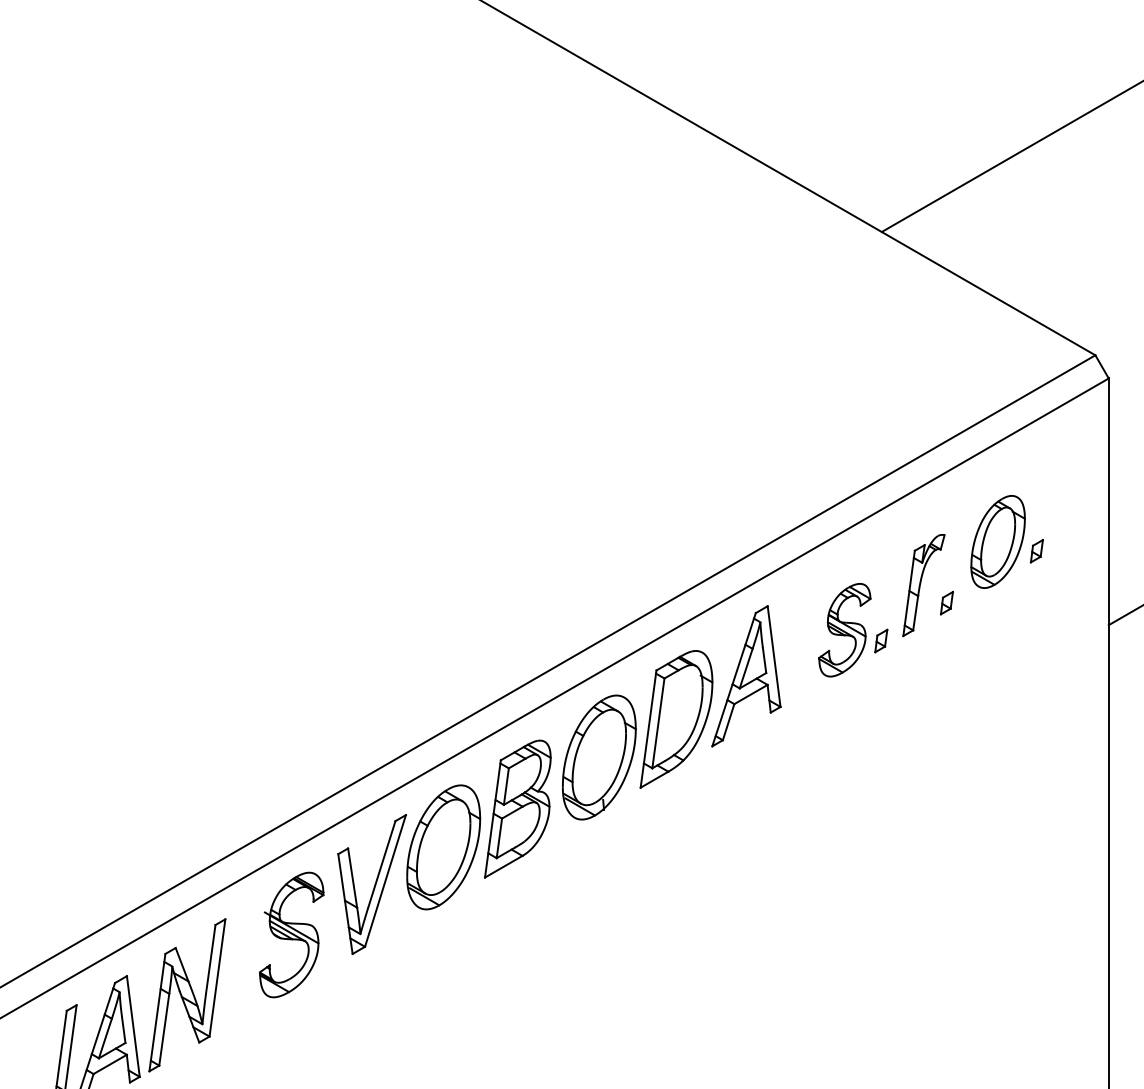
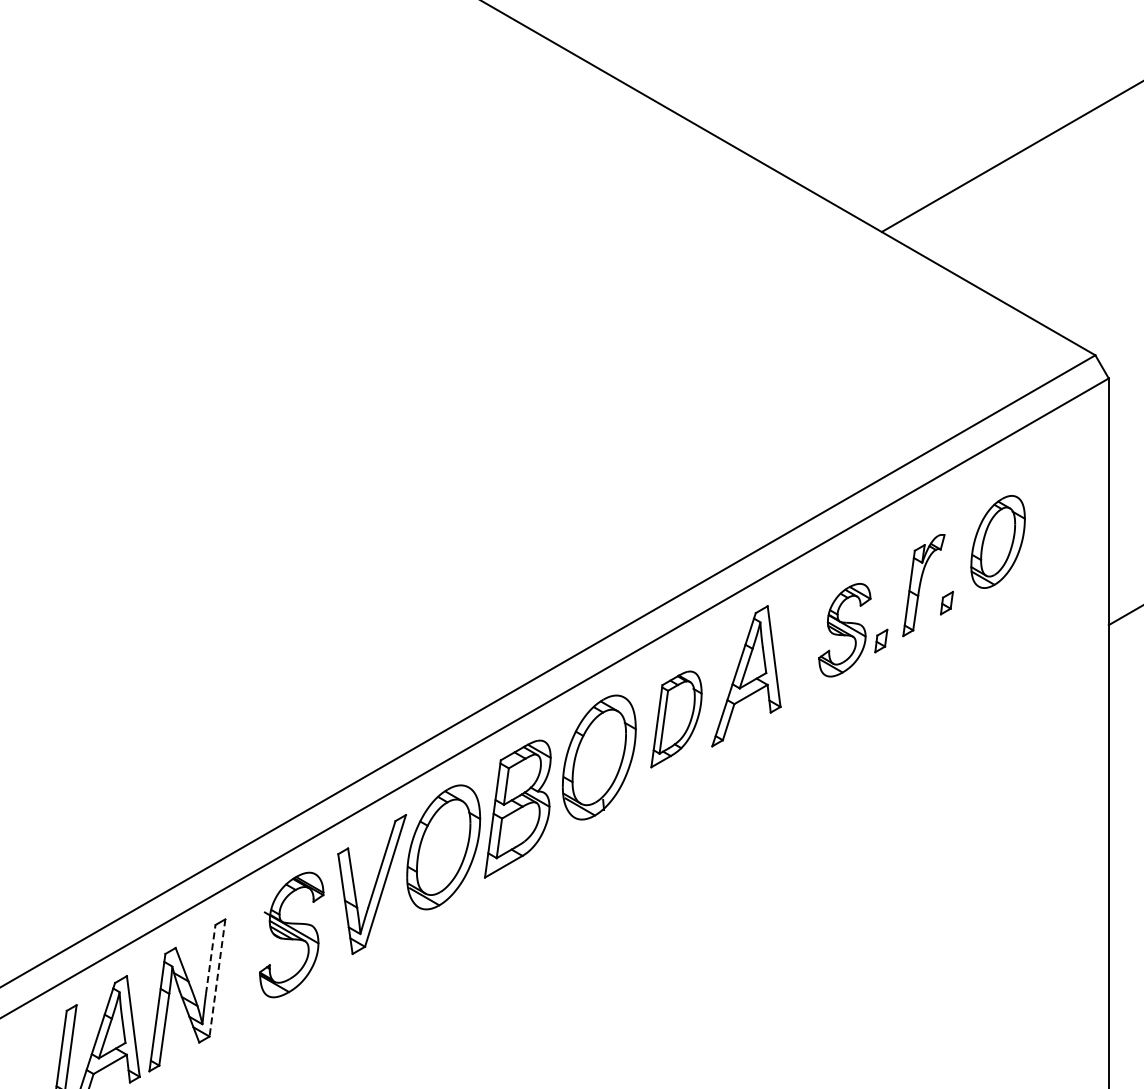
part: present -> none (1036, 551)
part size: 75x139 px -> 53x99 px (676, 719)
line: solid -> dashed (210, 959)
line: solid -> dashed (217, 978)
